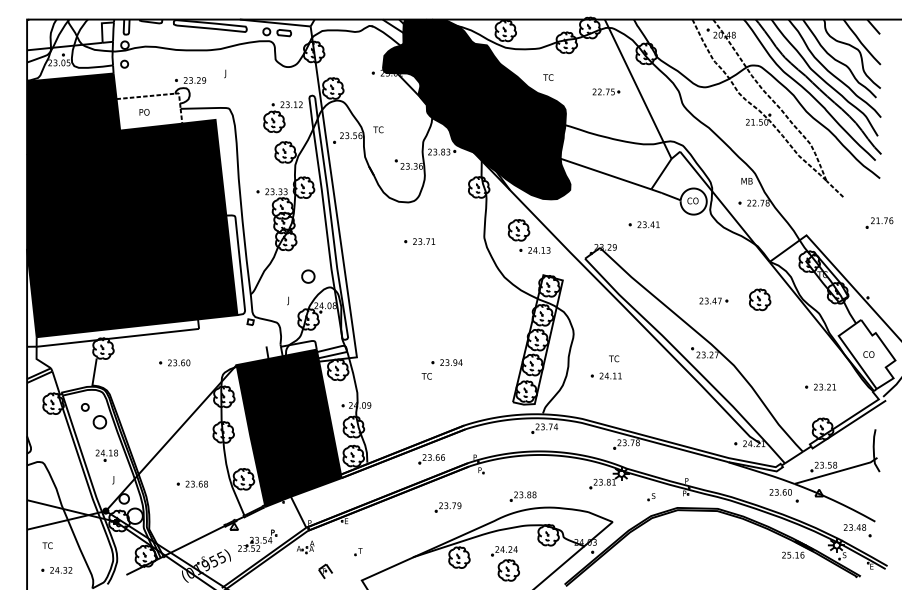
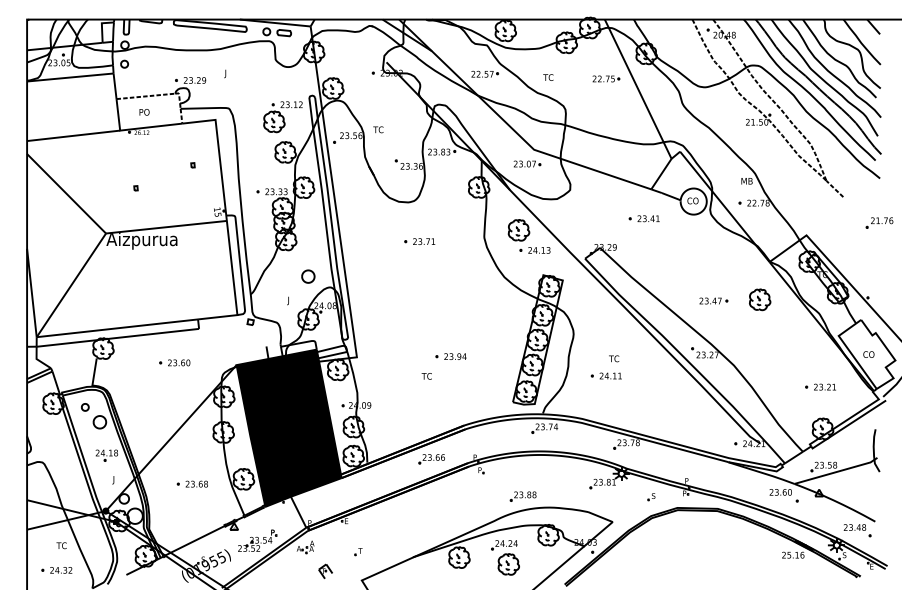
part position: (606, 91) -> (606, 78) (606, 78)
fill: present -> none (476, 109)
fill: present -> none (132, 205)
part position: (643, 224) -> (643, 218) (643, 218)
part position: (446, 362) -> (450, 356) (450, 356)
part: present -> none (447, 507)
text position: (47, 545) -> (61, 545) (61, 545)
part position: (505, 563) -> (505, 557) (505, 557)
